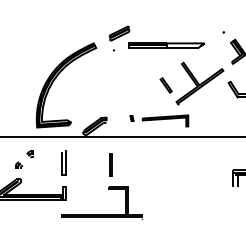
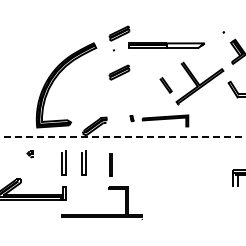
part: none -> present (119, 72)
line: solid -> dashed (123, 137)
part: none -> present (83, 162)
part: present -> none (19, 164)
